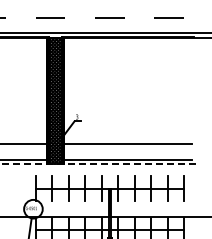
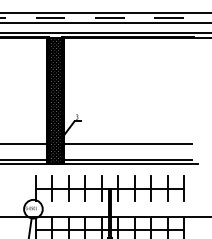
line: none -> present (105, 13)
line: none -> present (105, 23)
line: dashed -> solid (99, 164)
